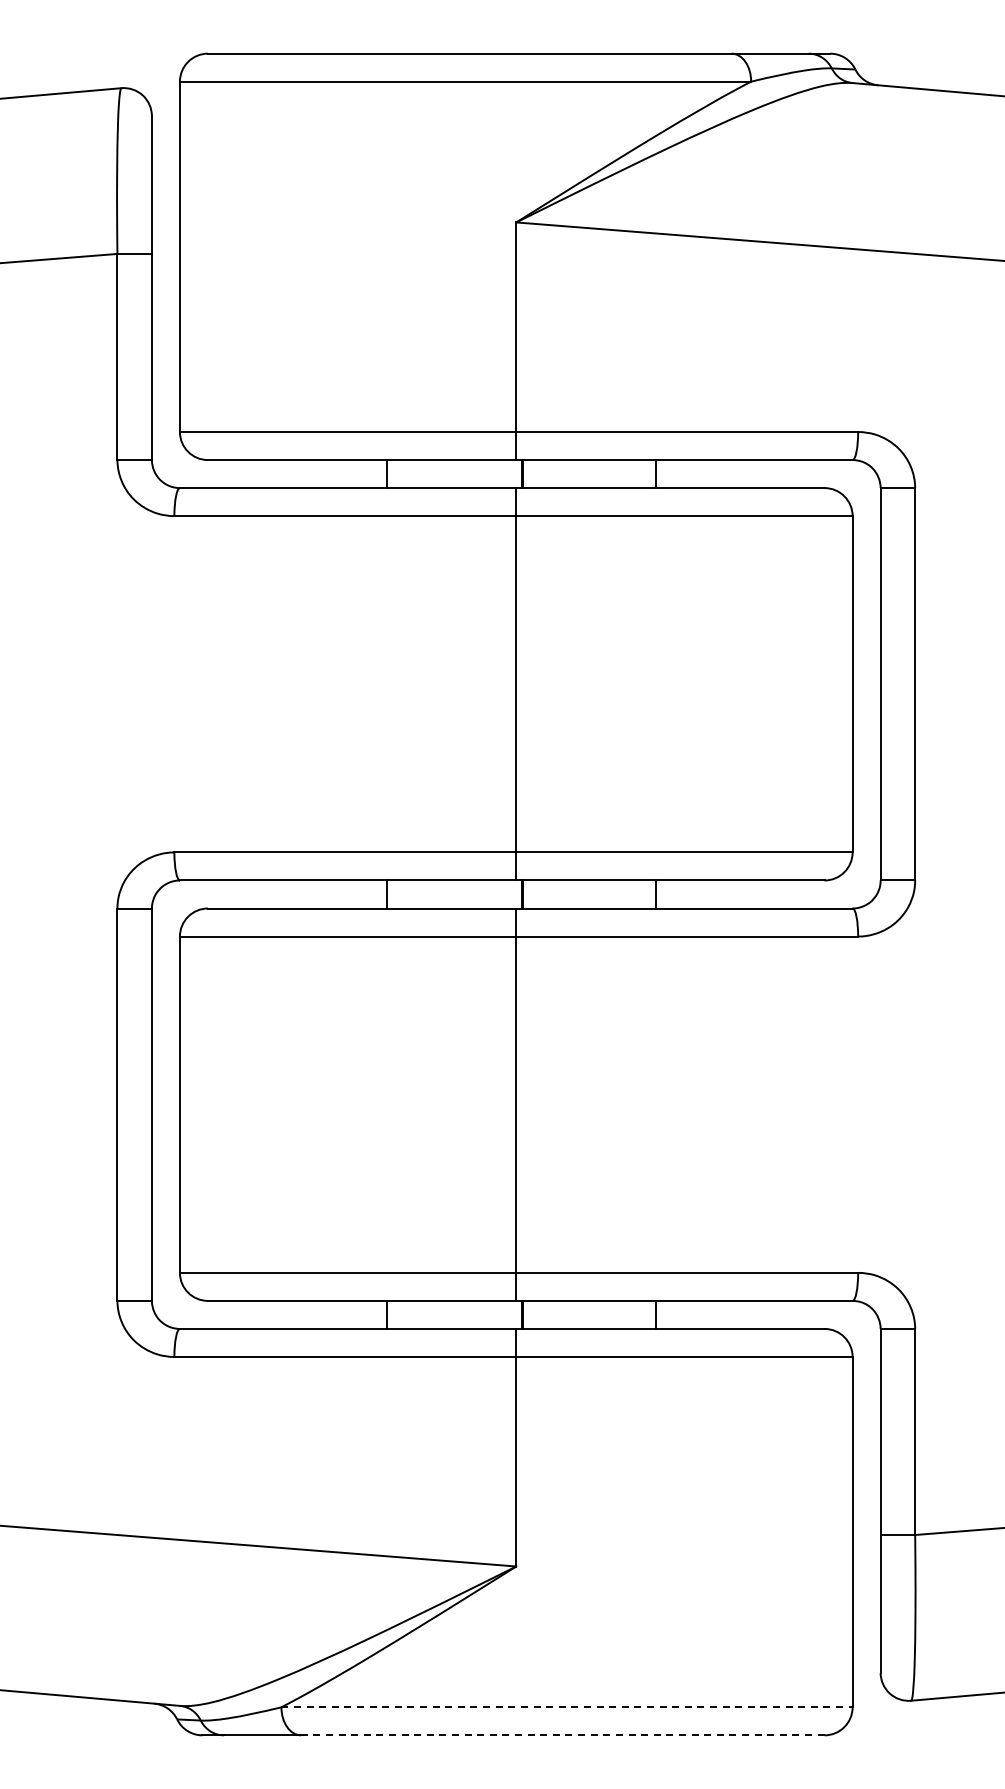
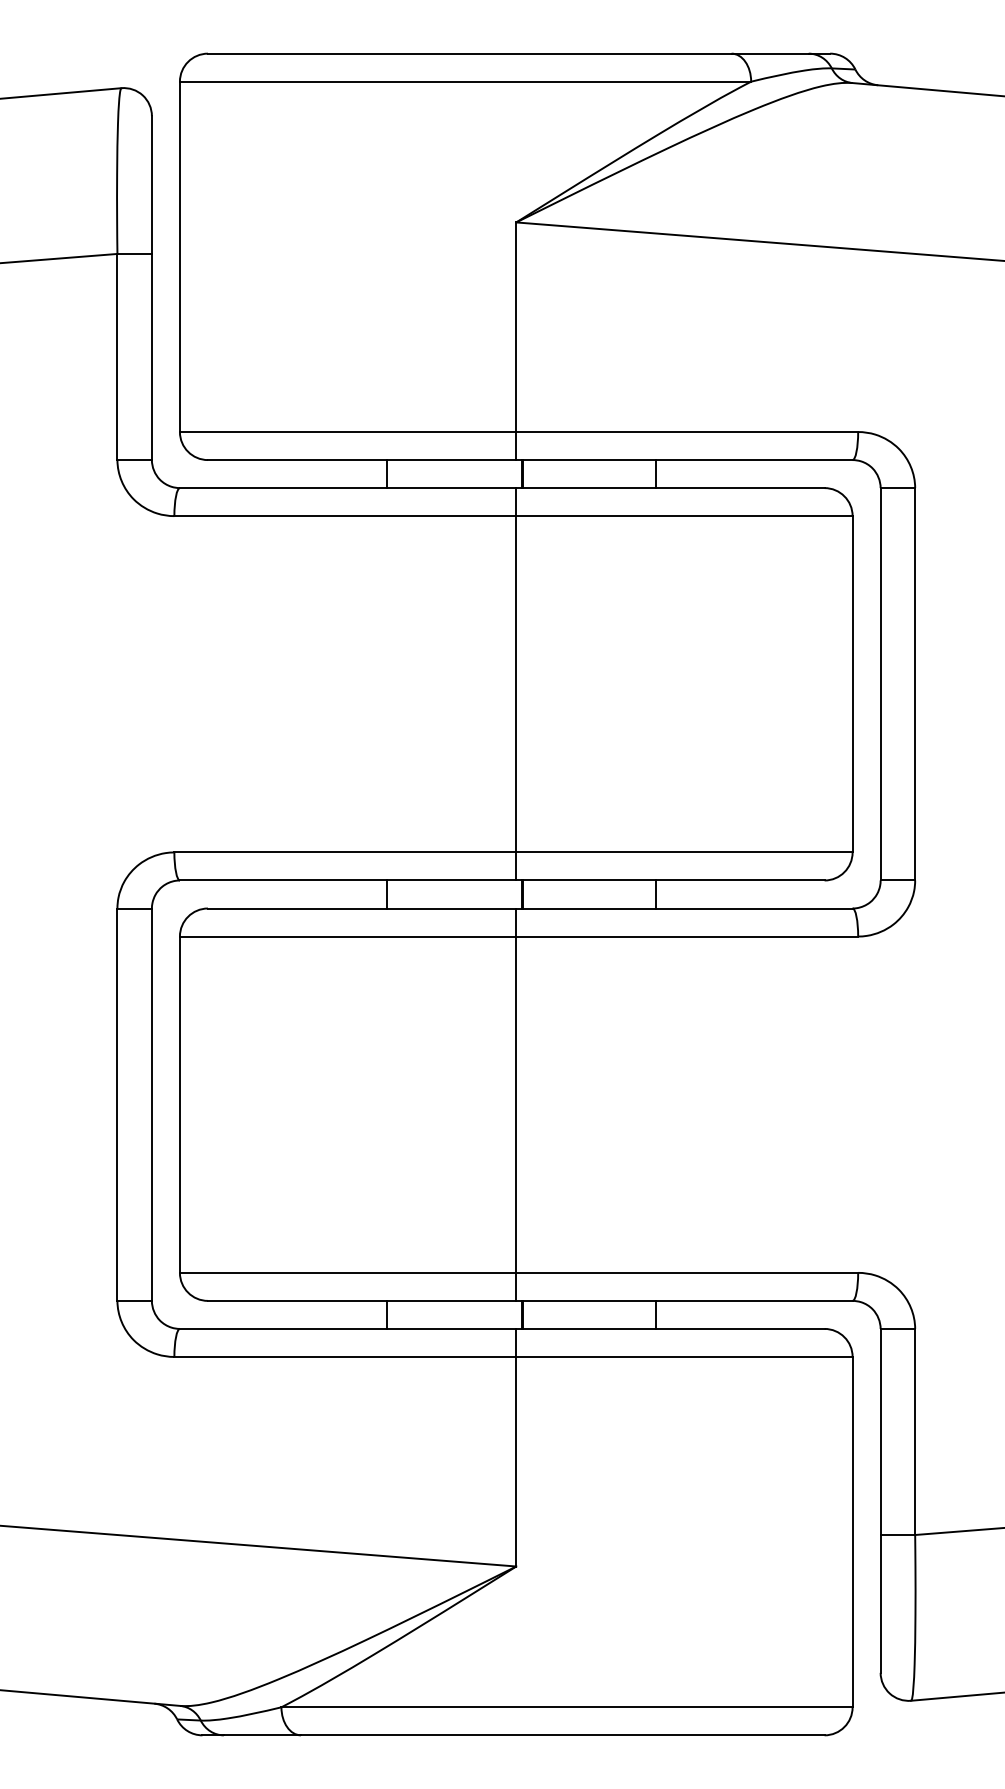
line: dashed -> solid (567, 1707)
line: dashed -> solid (562, 1735)
